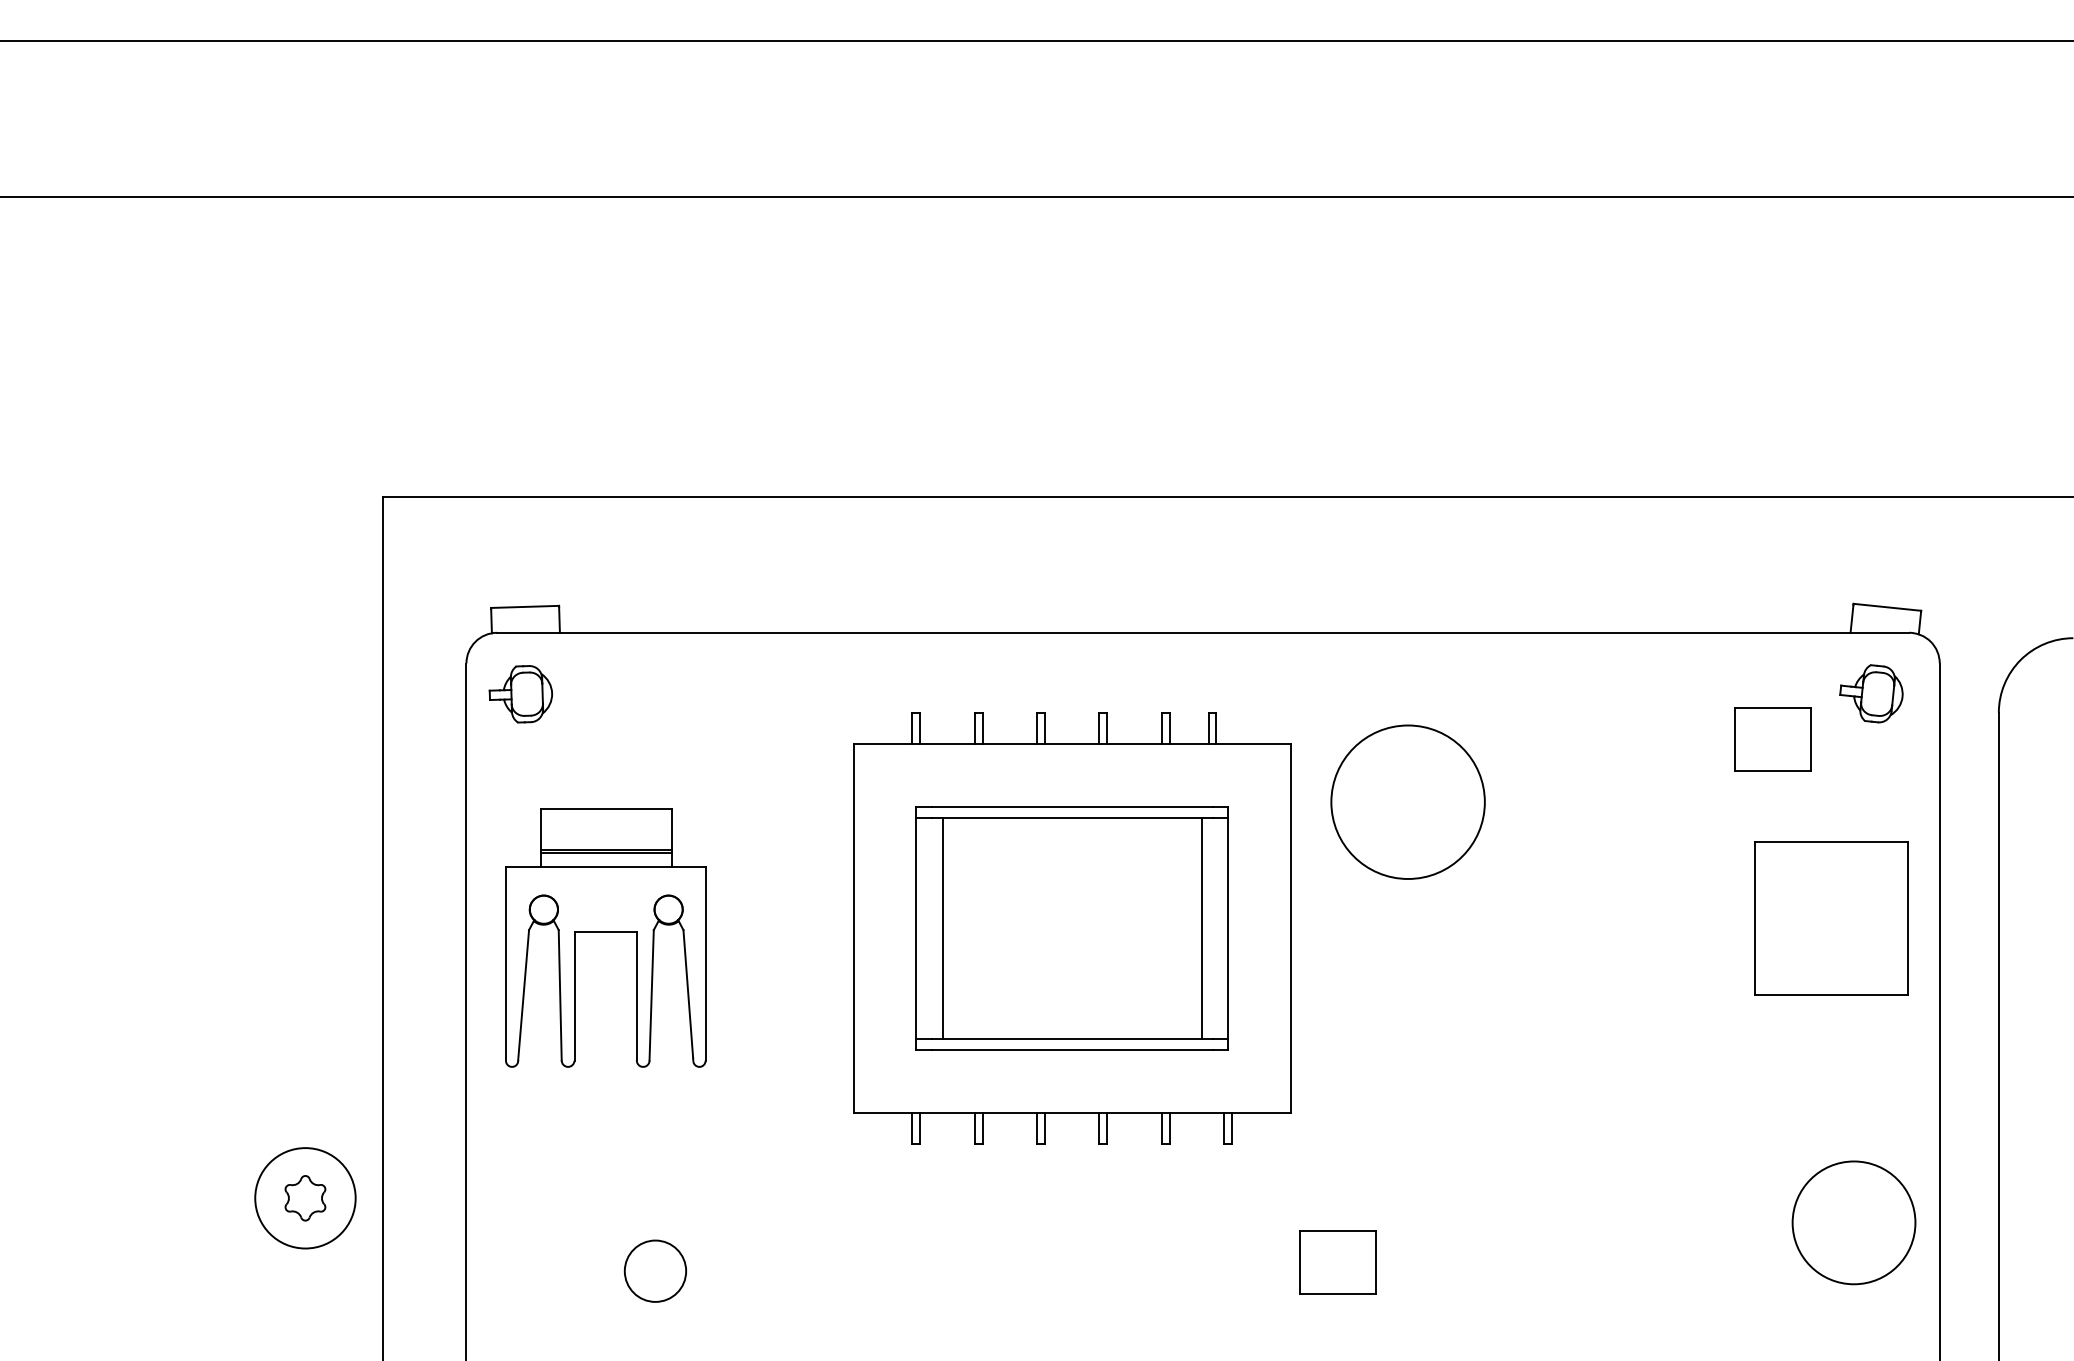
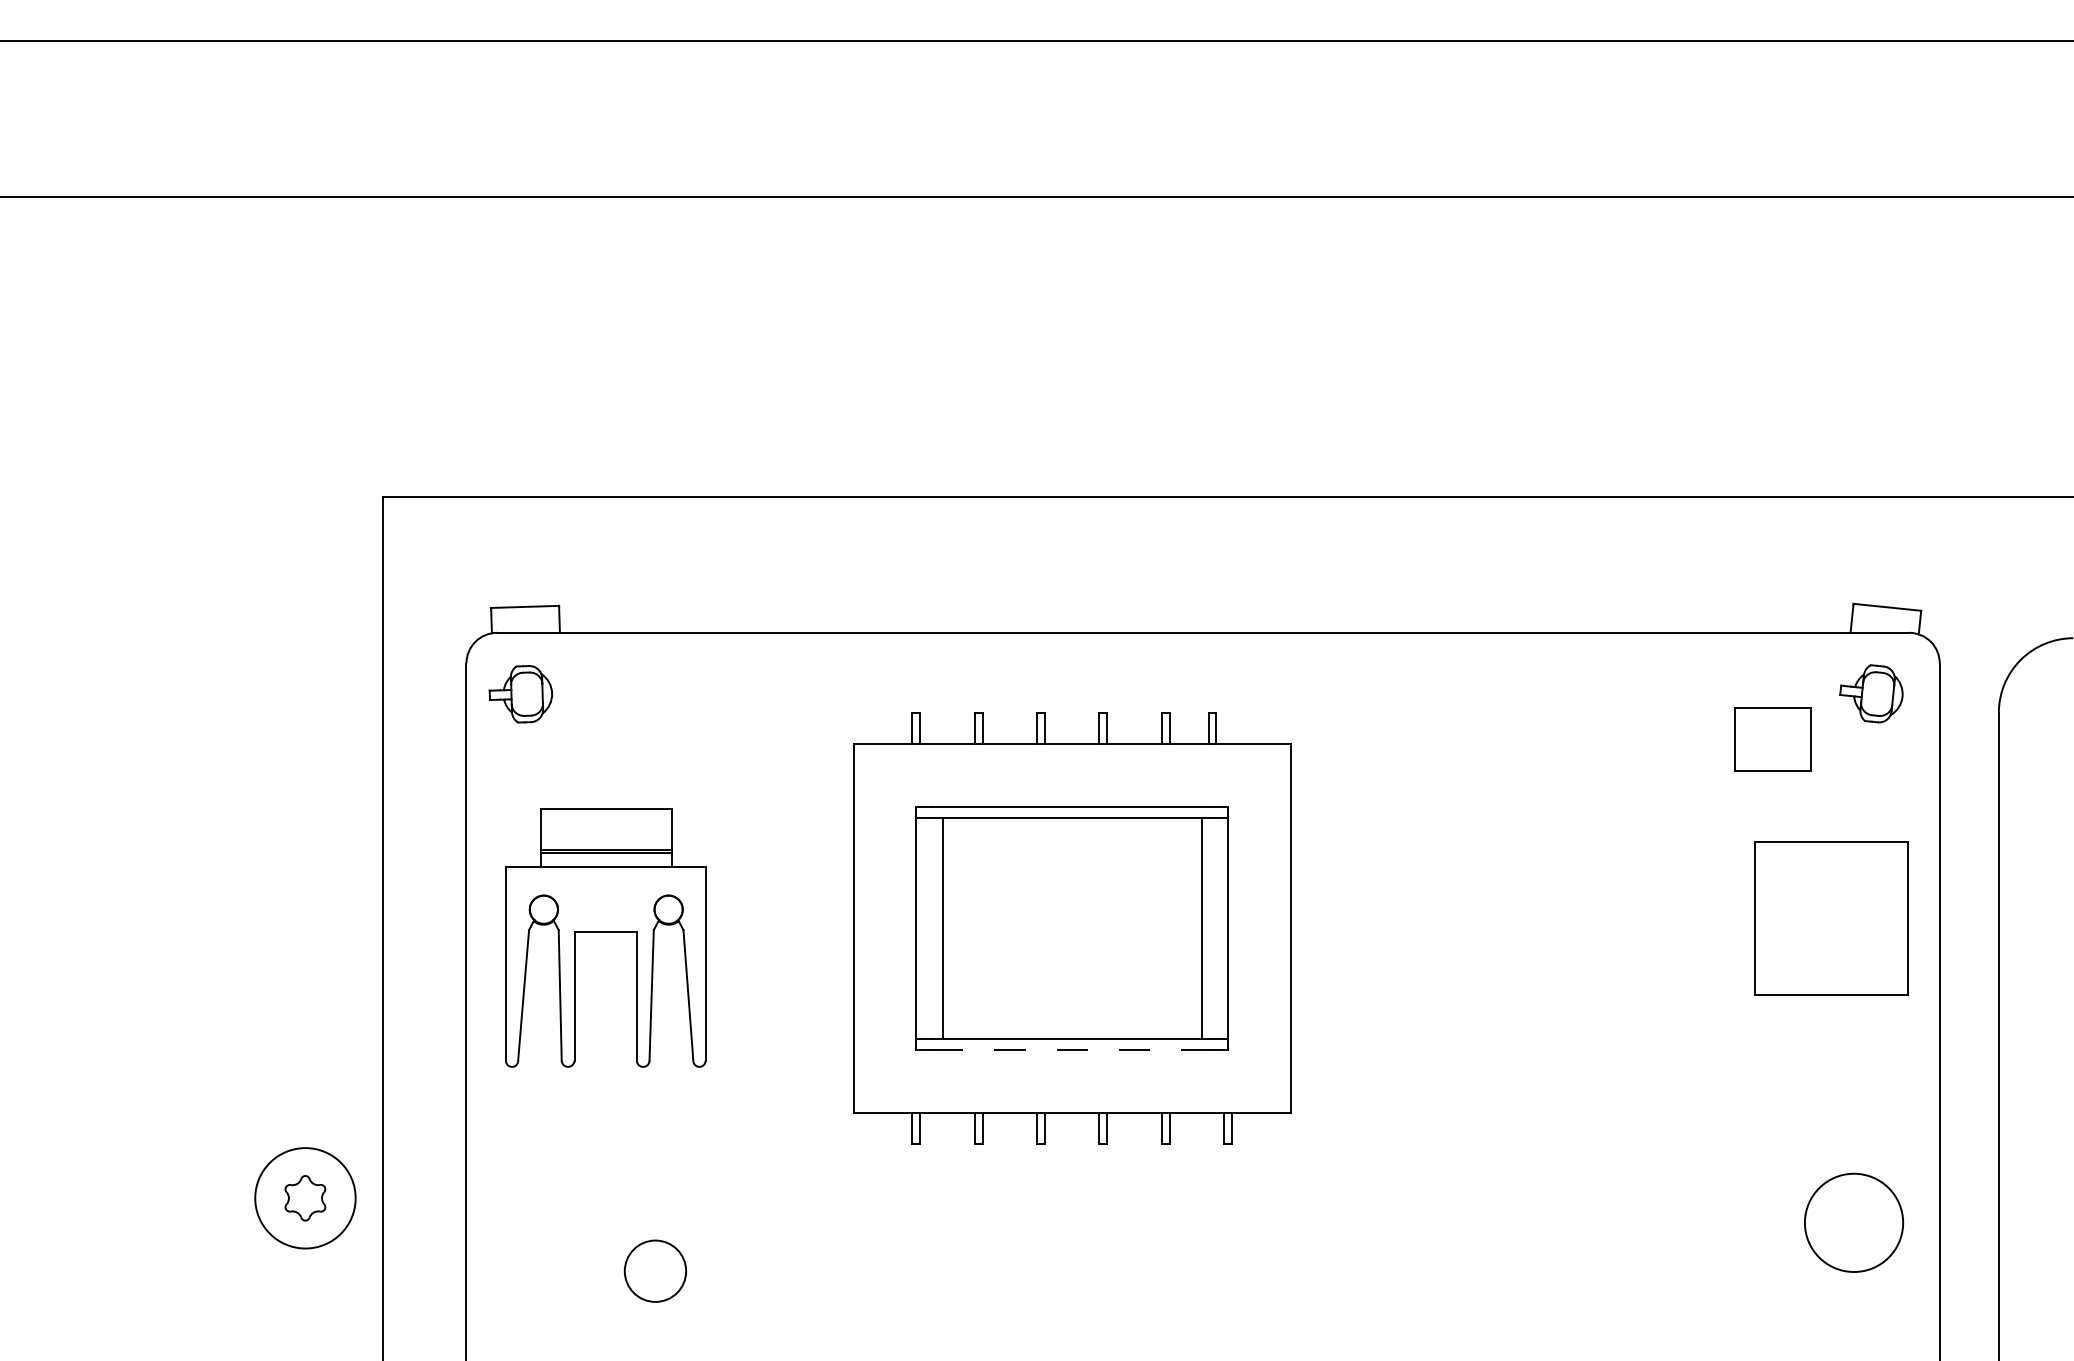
circle: present -> none (1407, 801)
line: solid -> dashed (1071, 1050)
circle diameter: 123 px -> 98 px (1853, 1222)
part: present -> none (1337, 1262)
